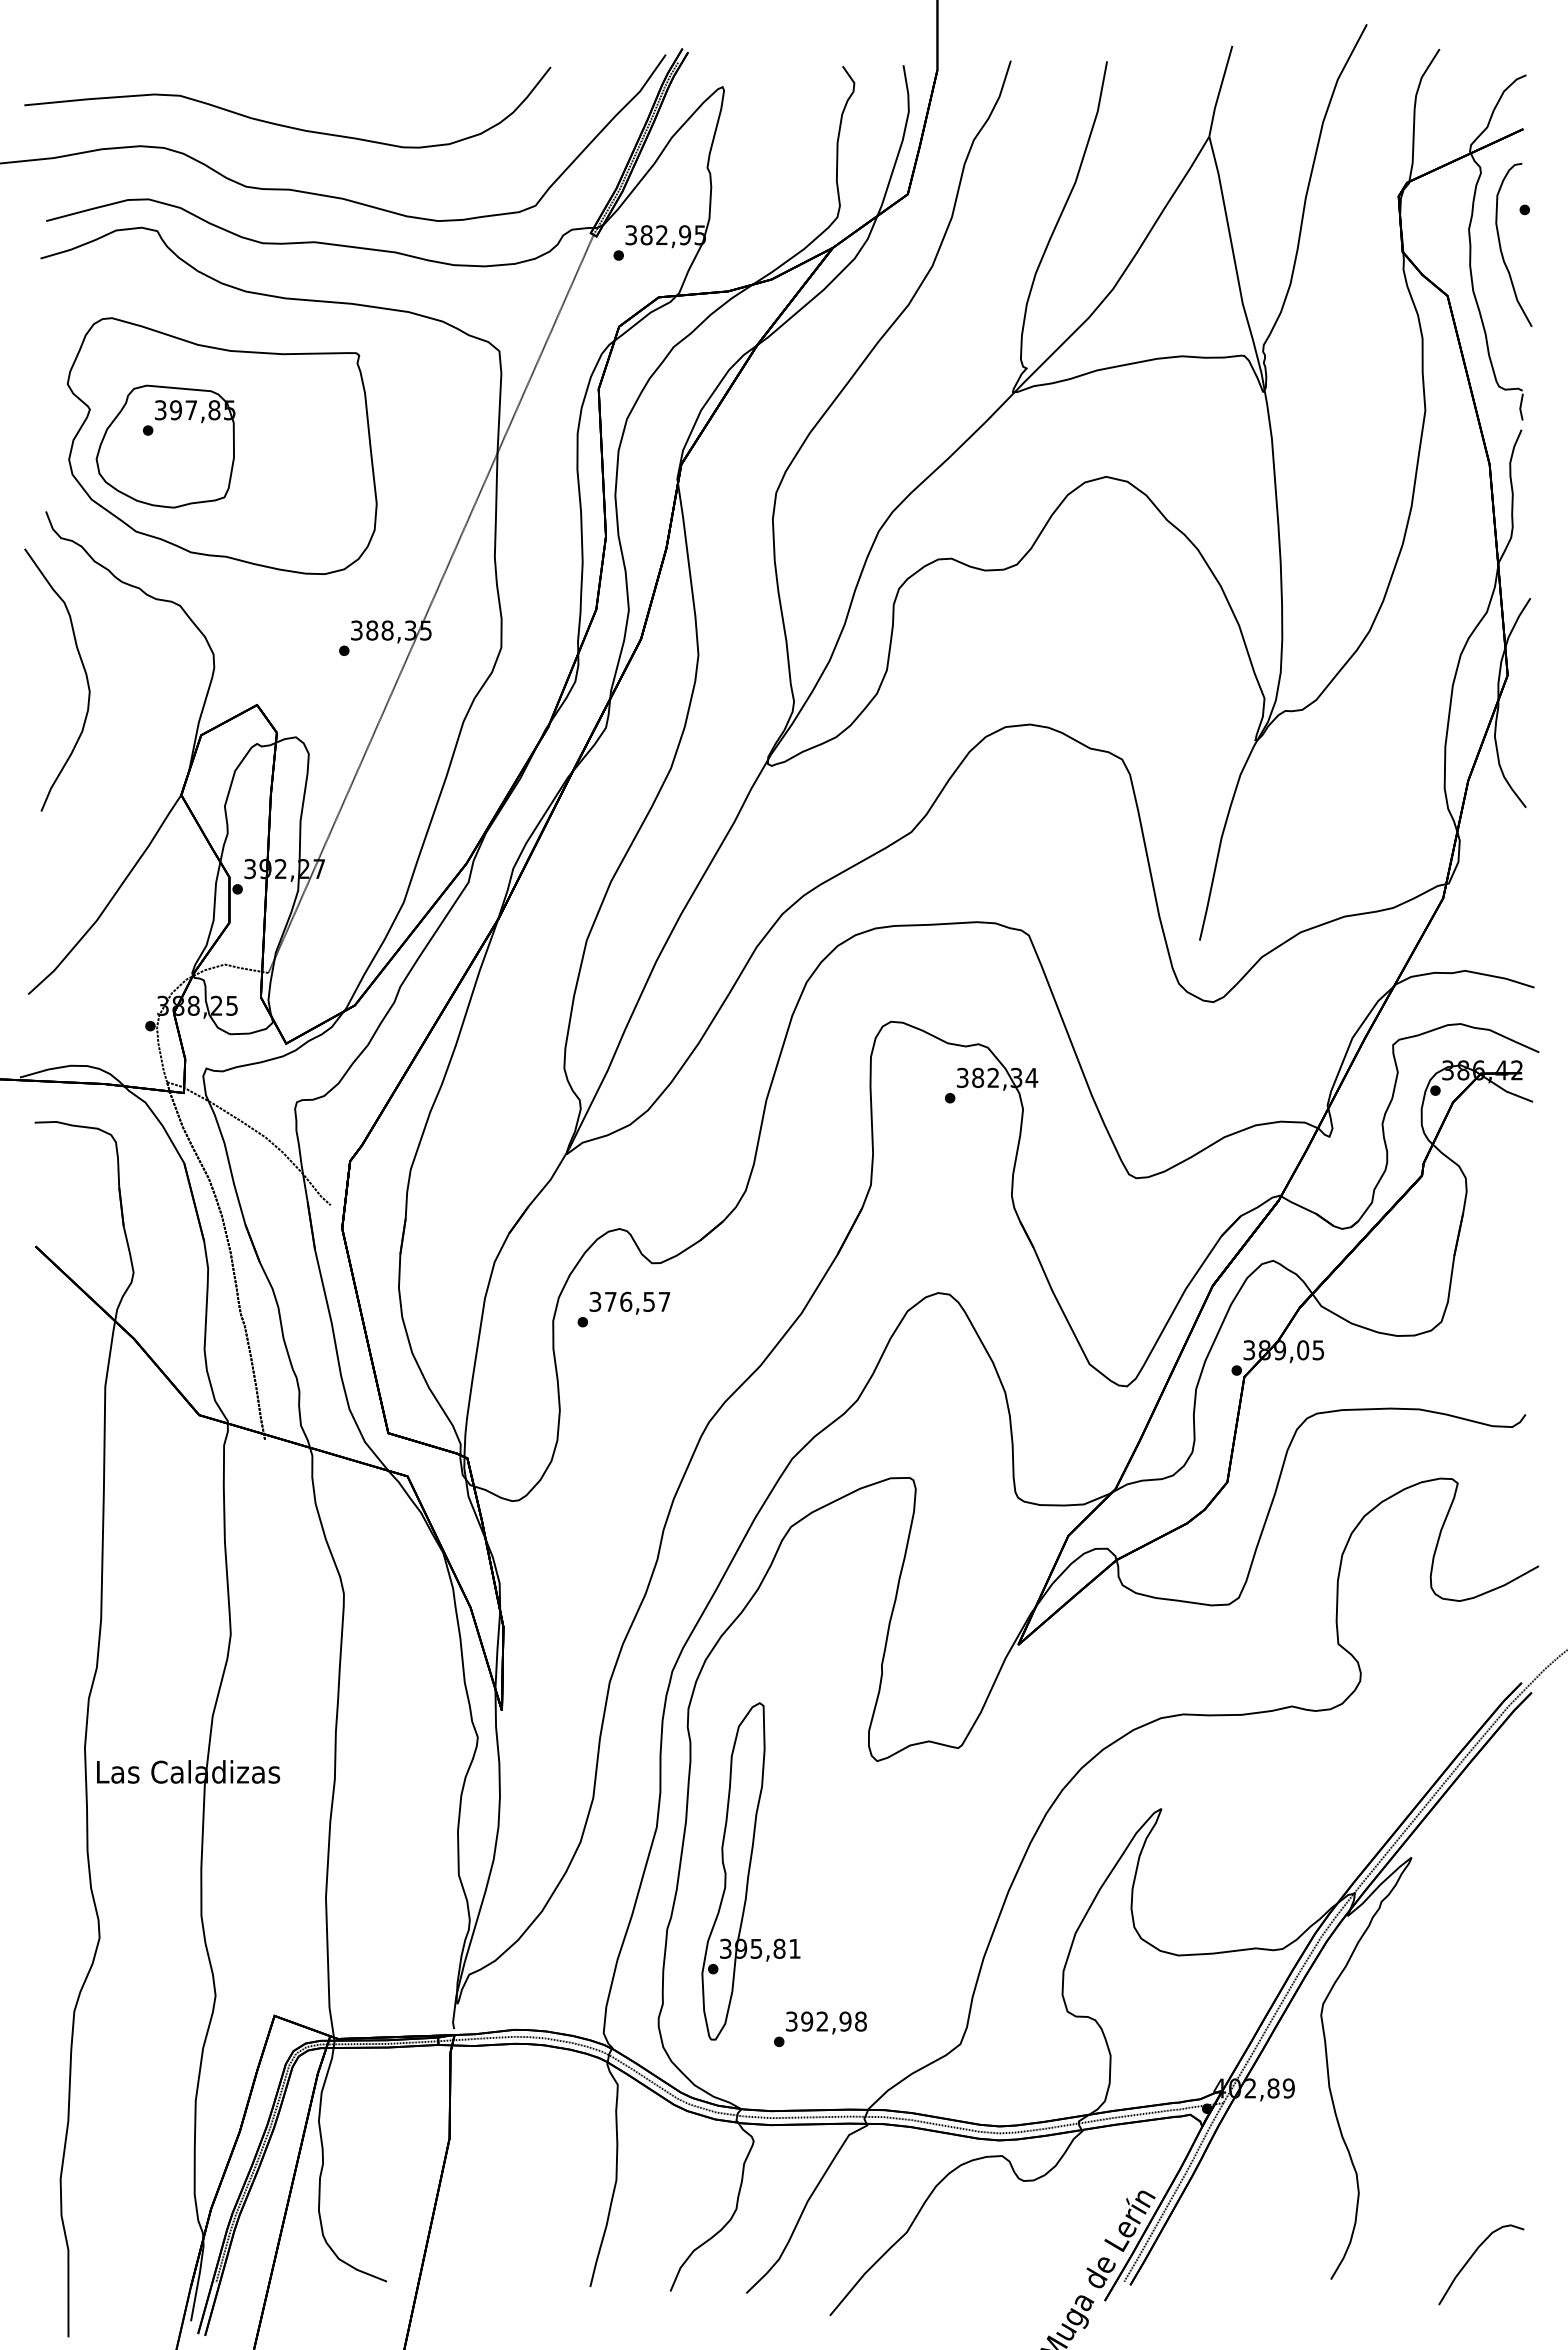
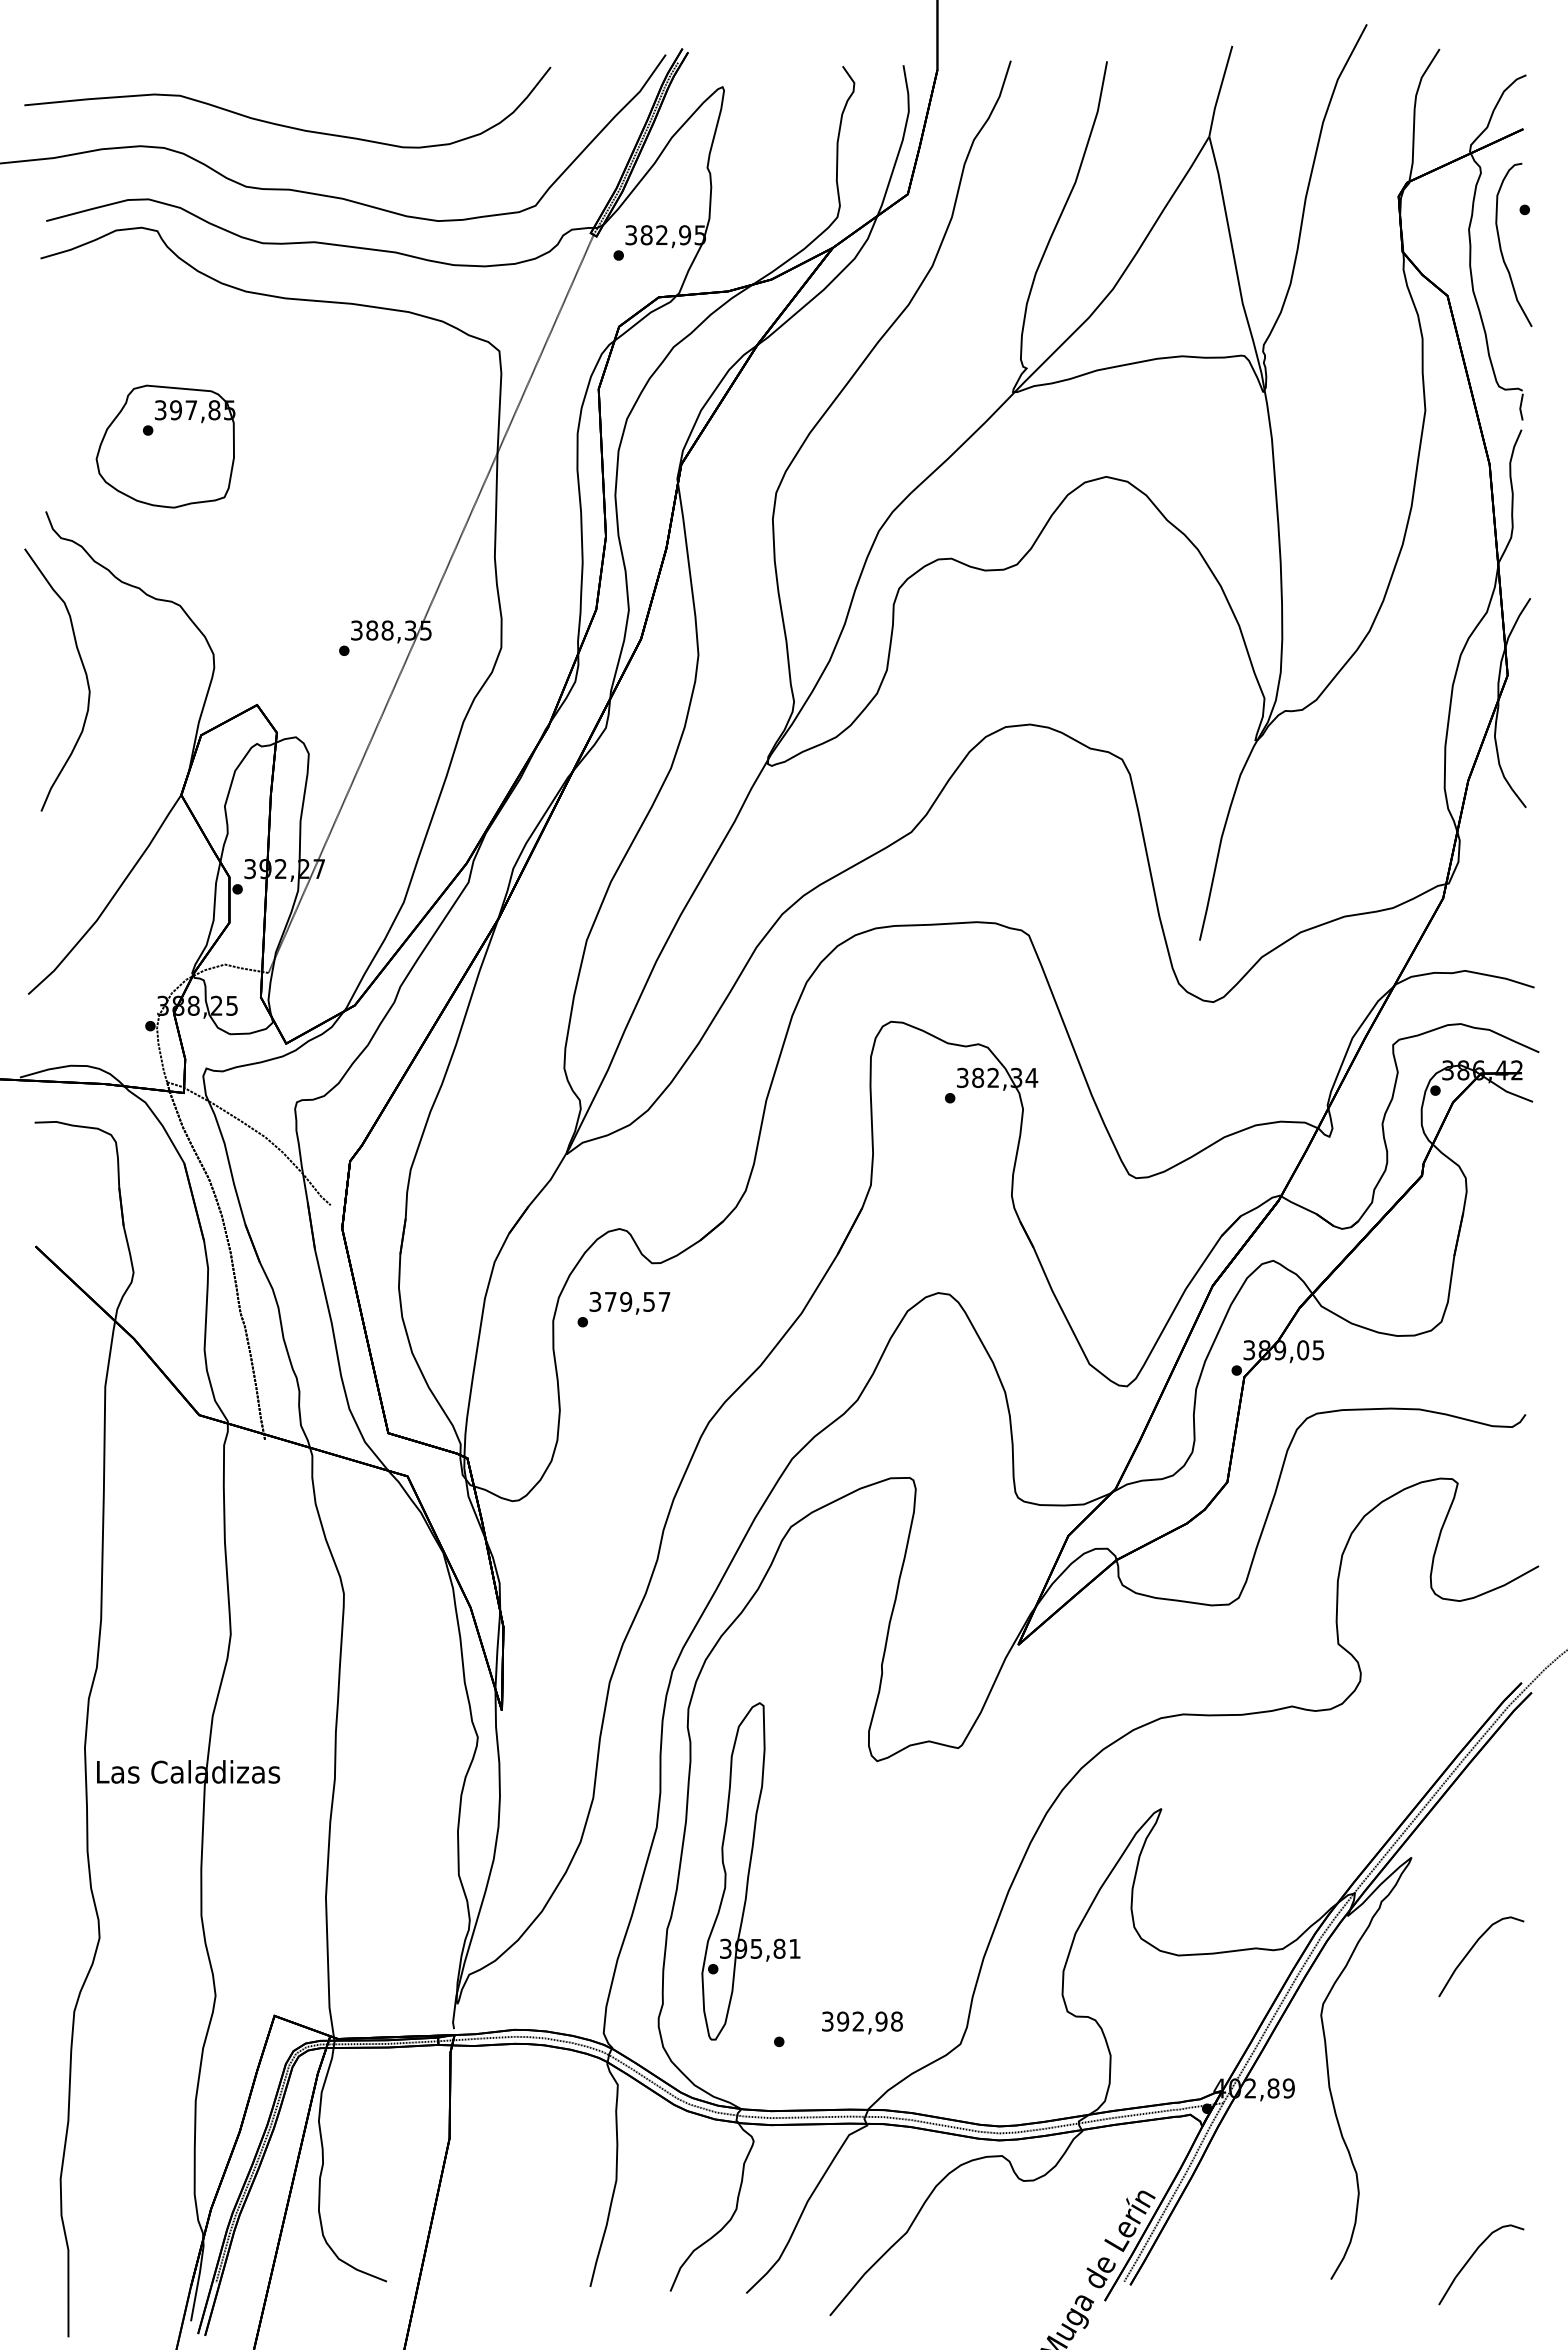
part: present -> none (221, 445)
text: 376,57 -> 379,57 (626, 1301)
curve: none -> present (1471, 1950)
text position: (826, 2022) -> (862, 2022) (862, 2022)
